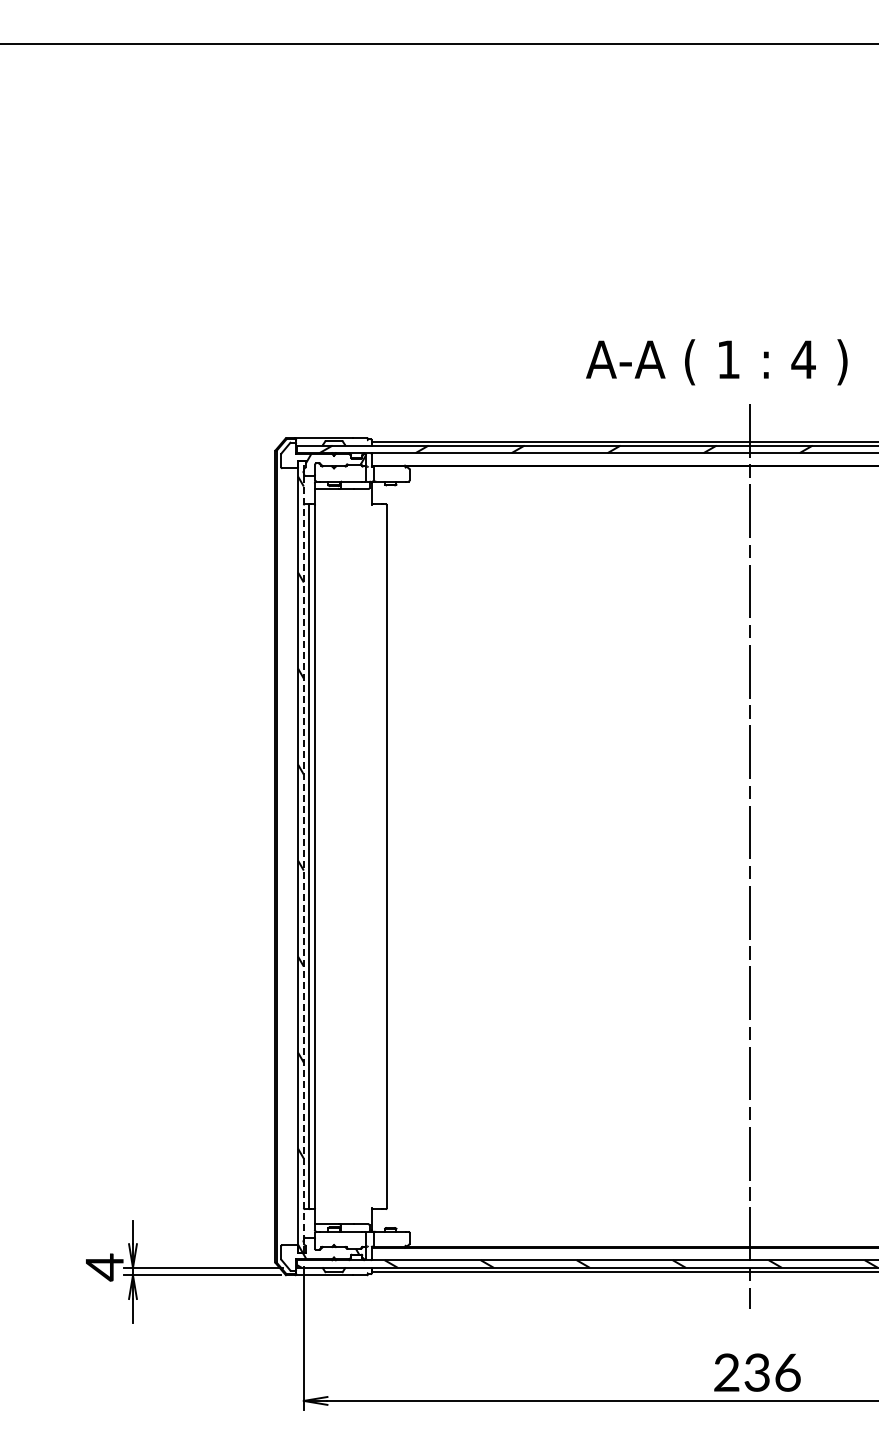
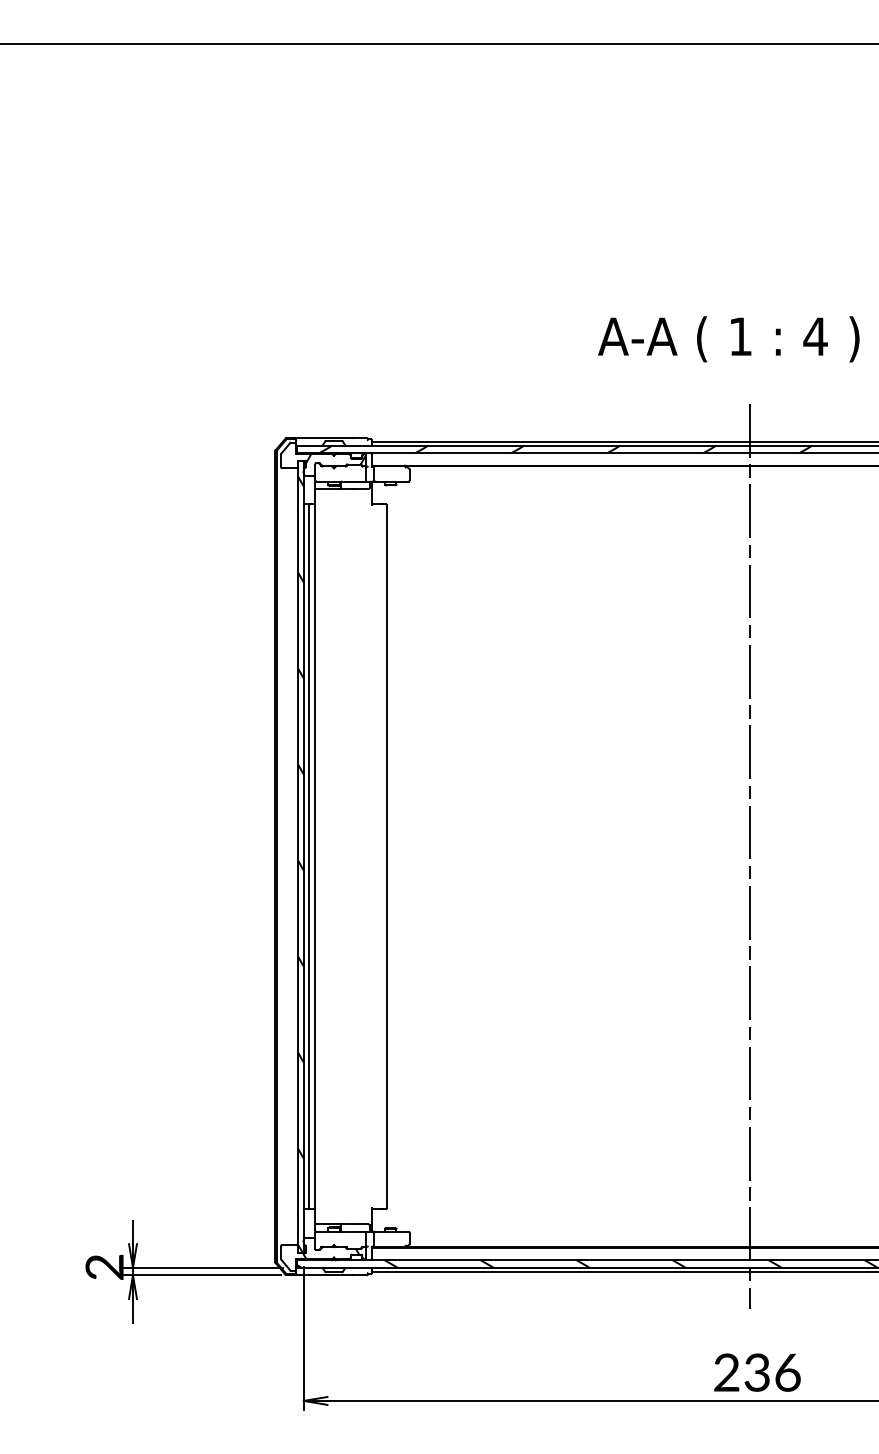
text position: (716, 362) -> (728, 339) (728, 339)
line: dashed -> solid (303, 856)
text: 4 -> 2 (104, 1267)
